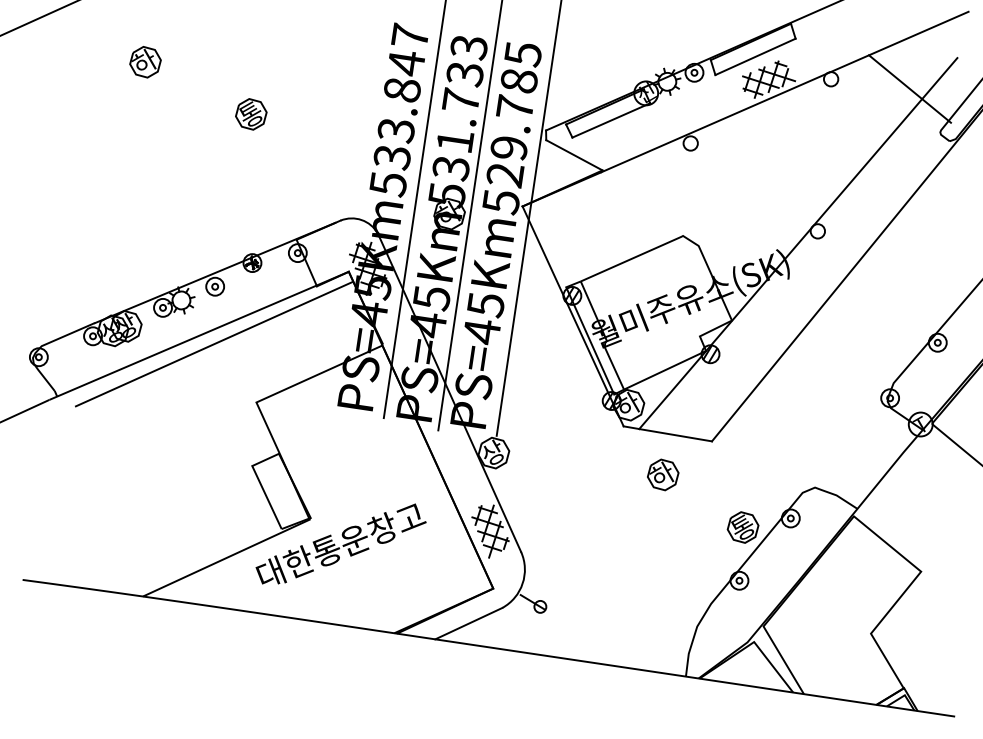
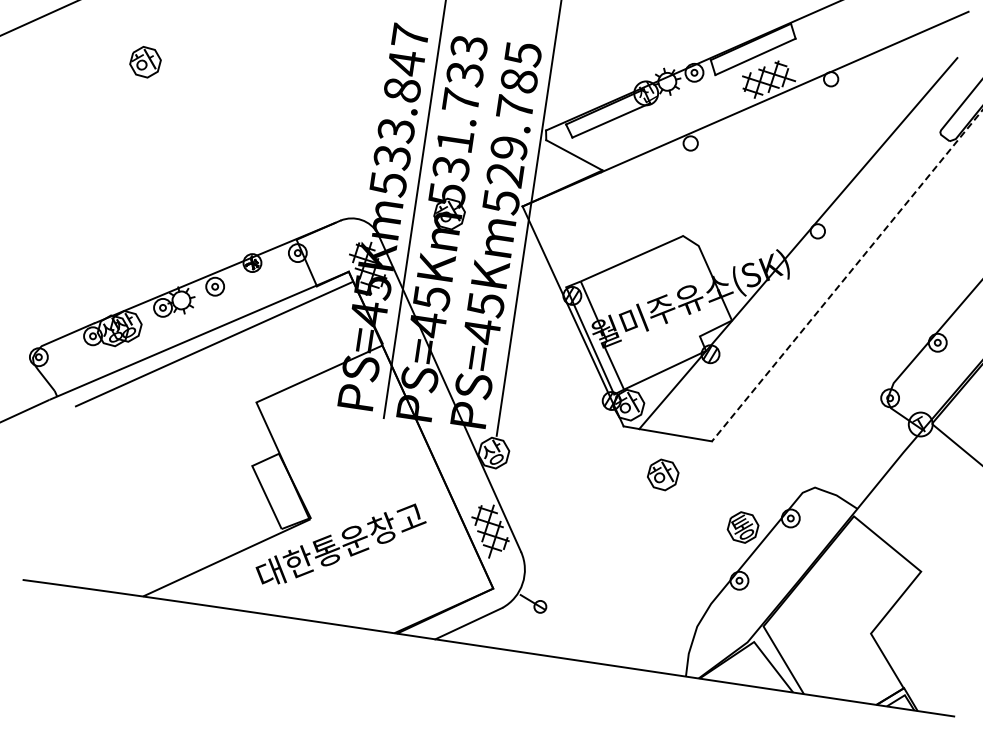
line: present -> none (909, 88)
part: present -> none (251, 114)
line: present -> none (469, 216)
line: solid -> dashed (847, 275)
